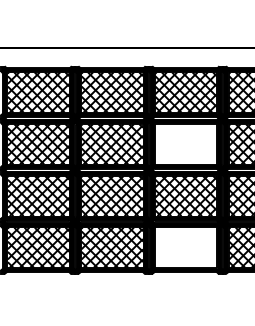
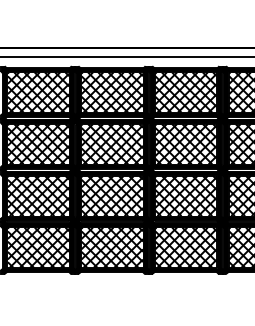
line: none -> present (126, 56)
hatch: none -> present (185, 144)
hatch: none -> present (185, 247)
